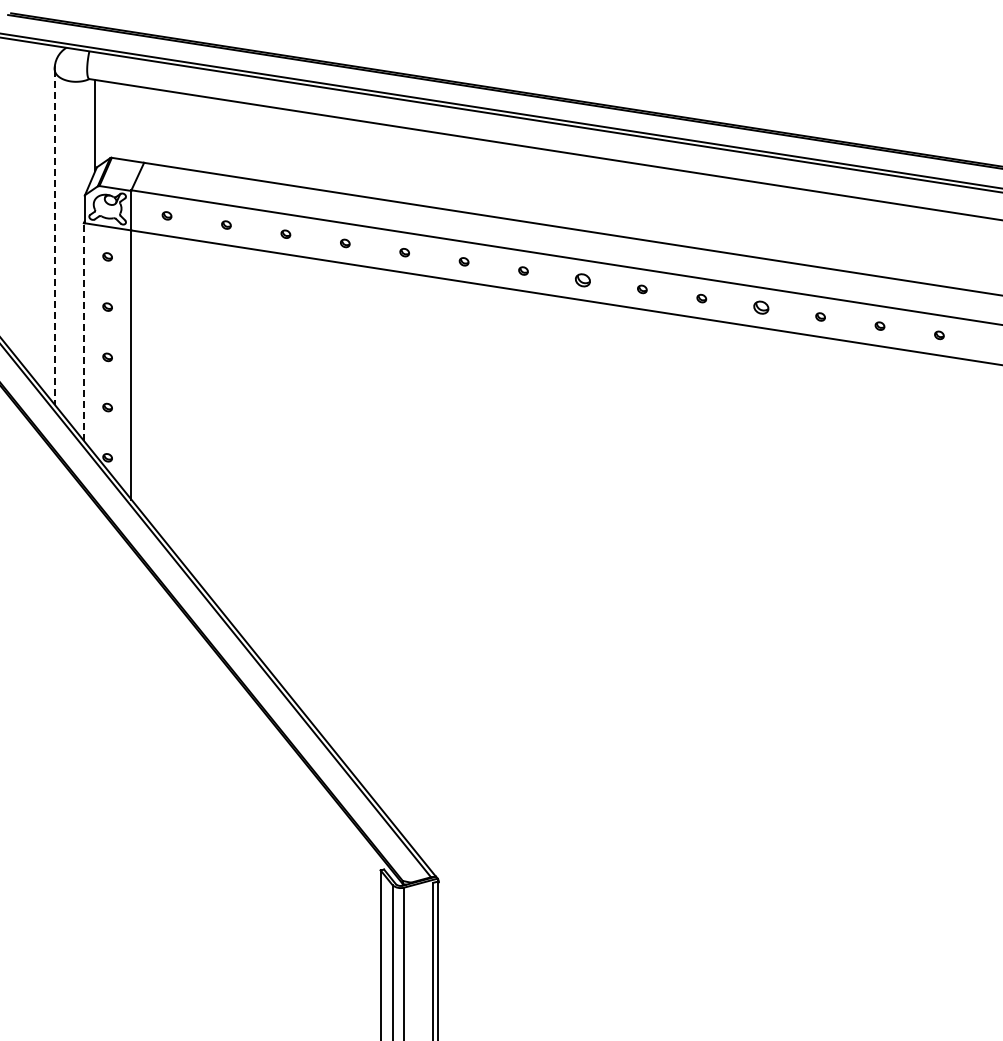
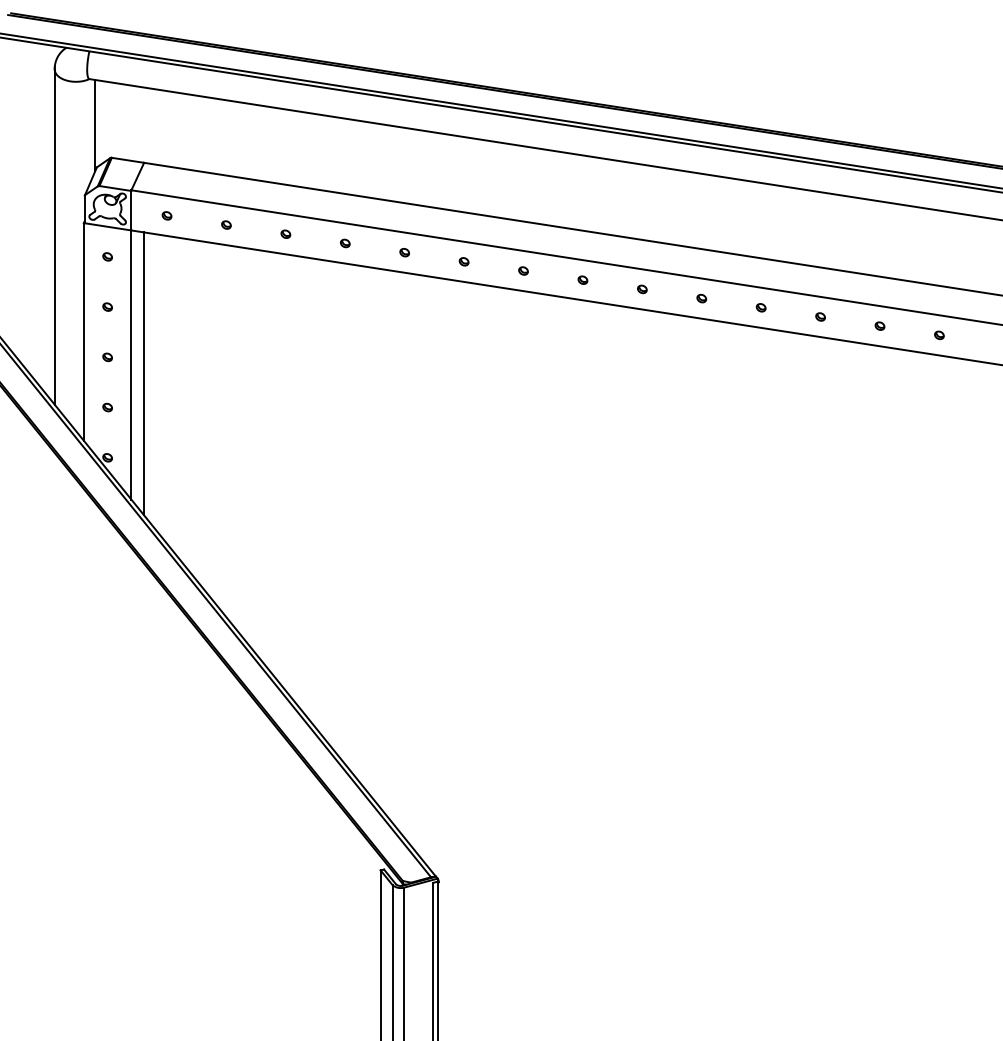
line: dashed -> solid (54, 237)
part size: 16x15 px -> 12x10 px (582, 279)
part size: 17x15 px -> 12x10 px (760, 307)
line: dashed -> solid (83, 331)
line: none -> present (144, 373)
